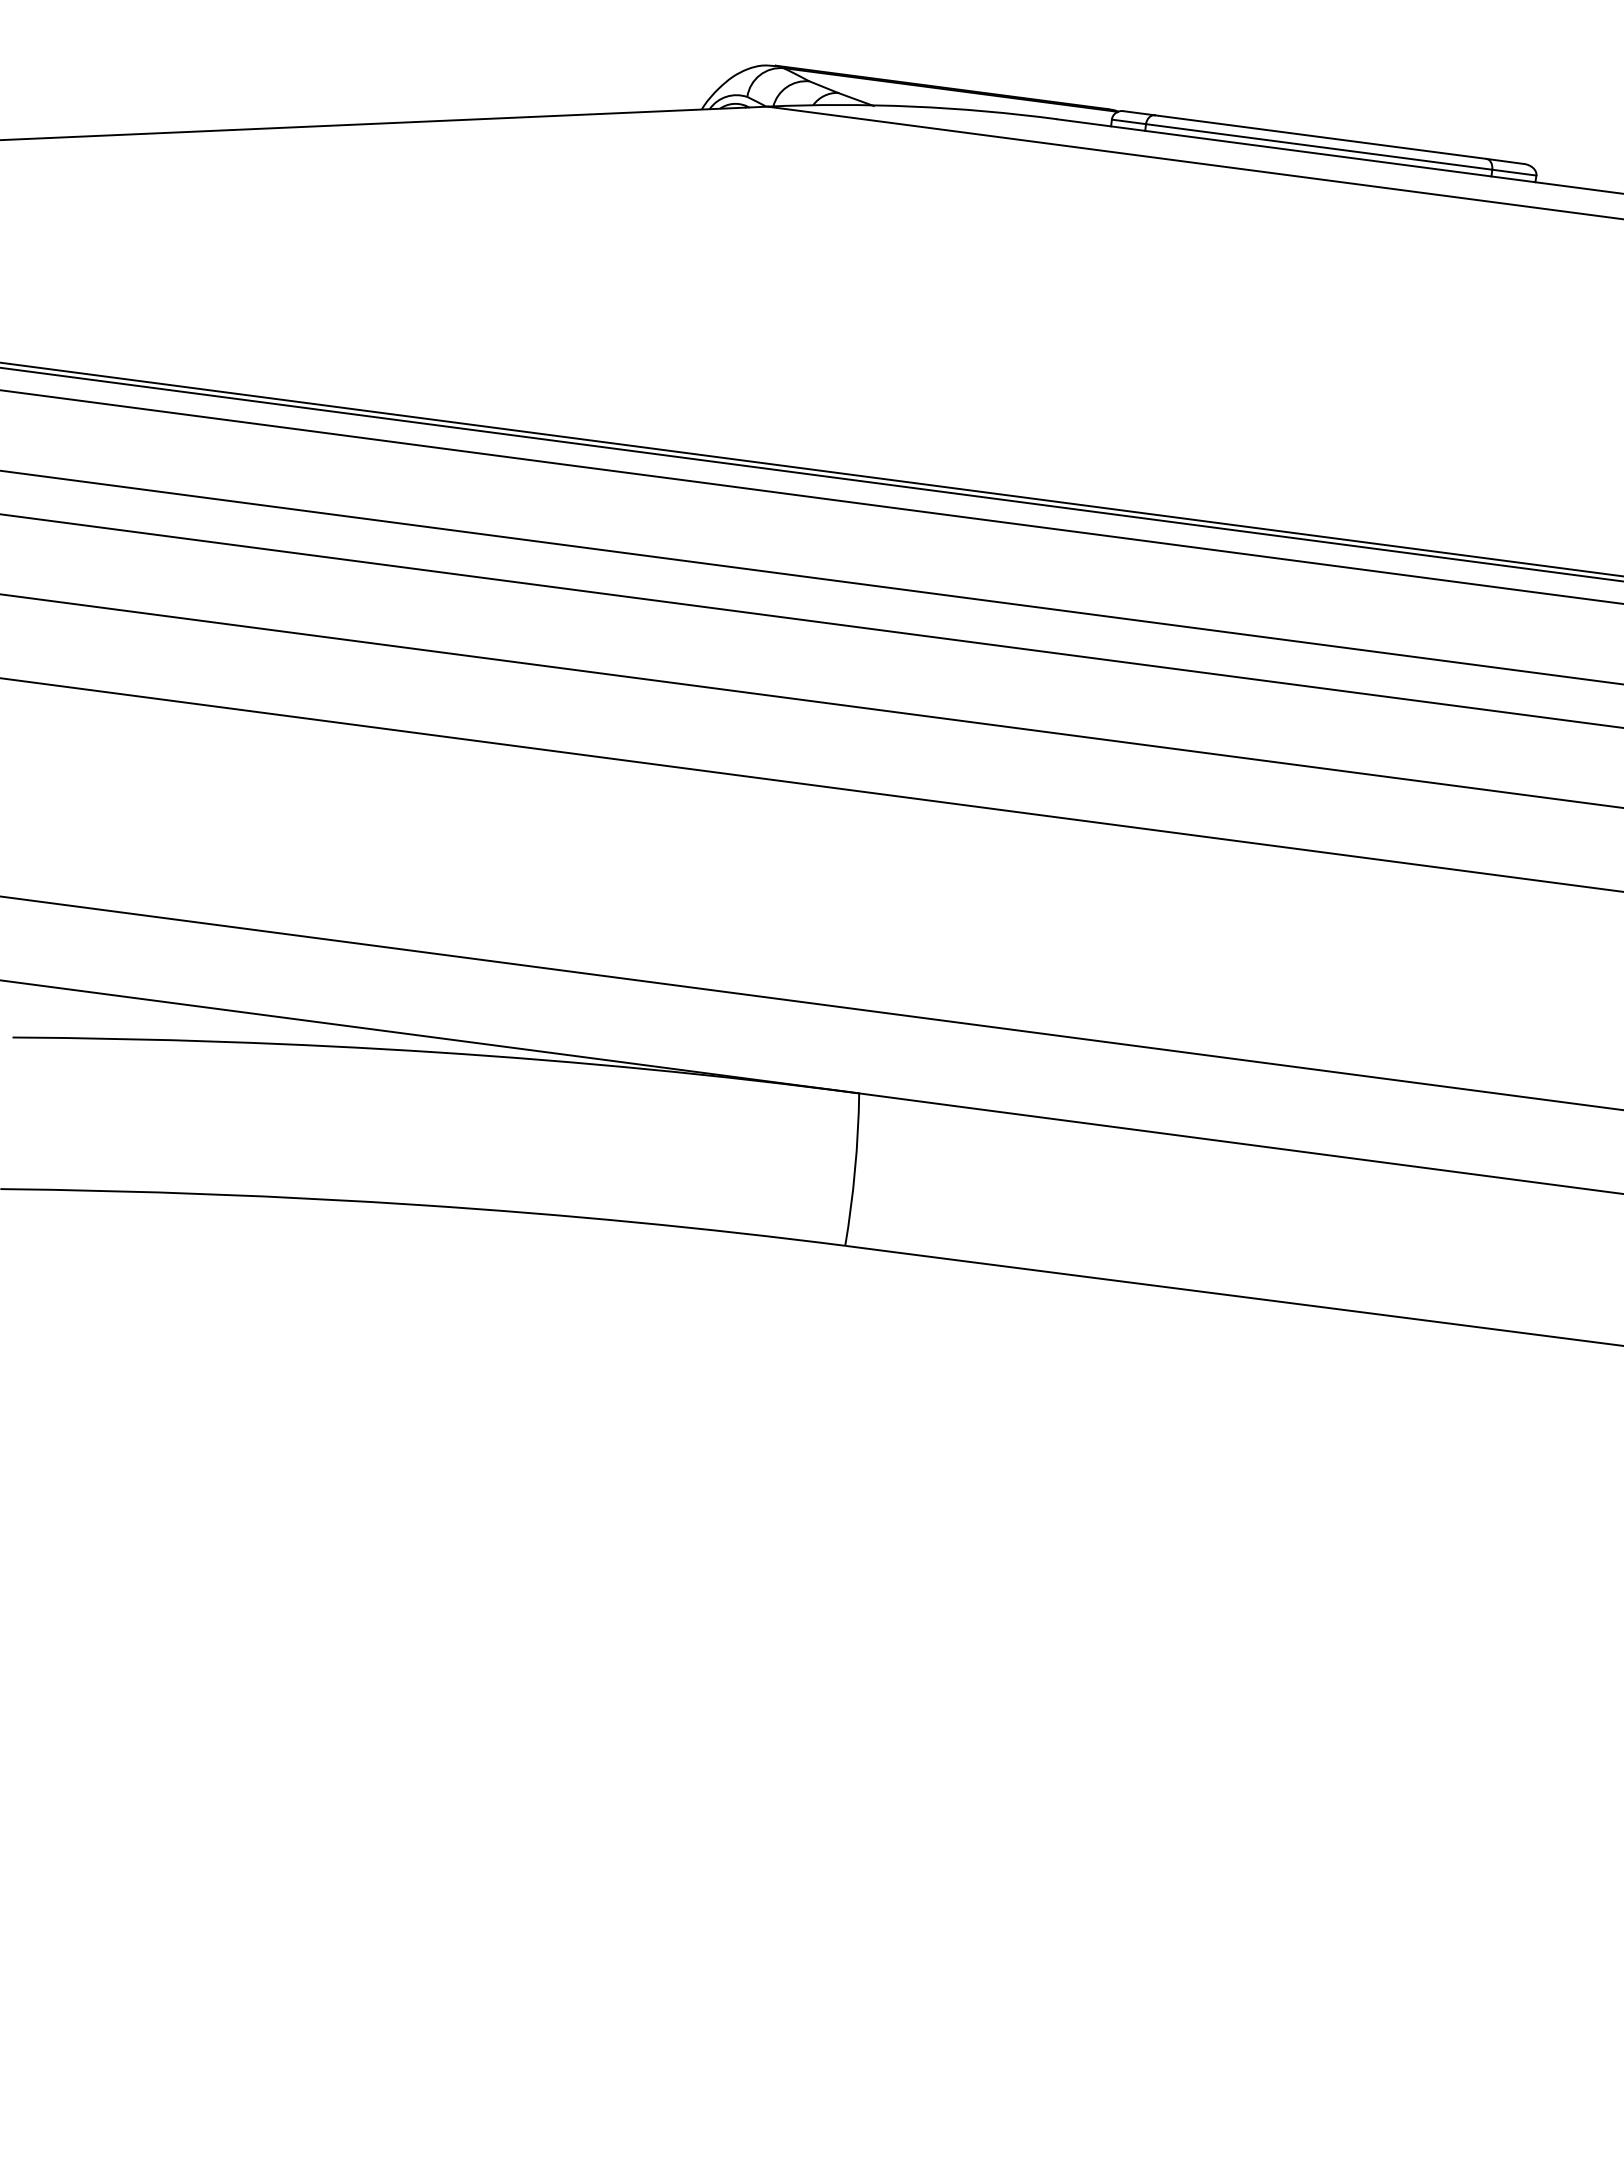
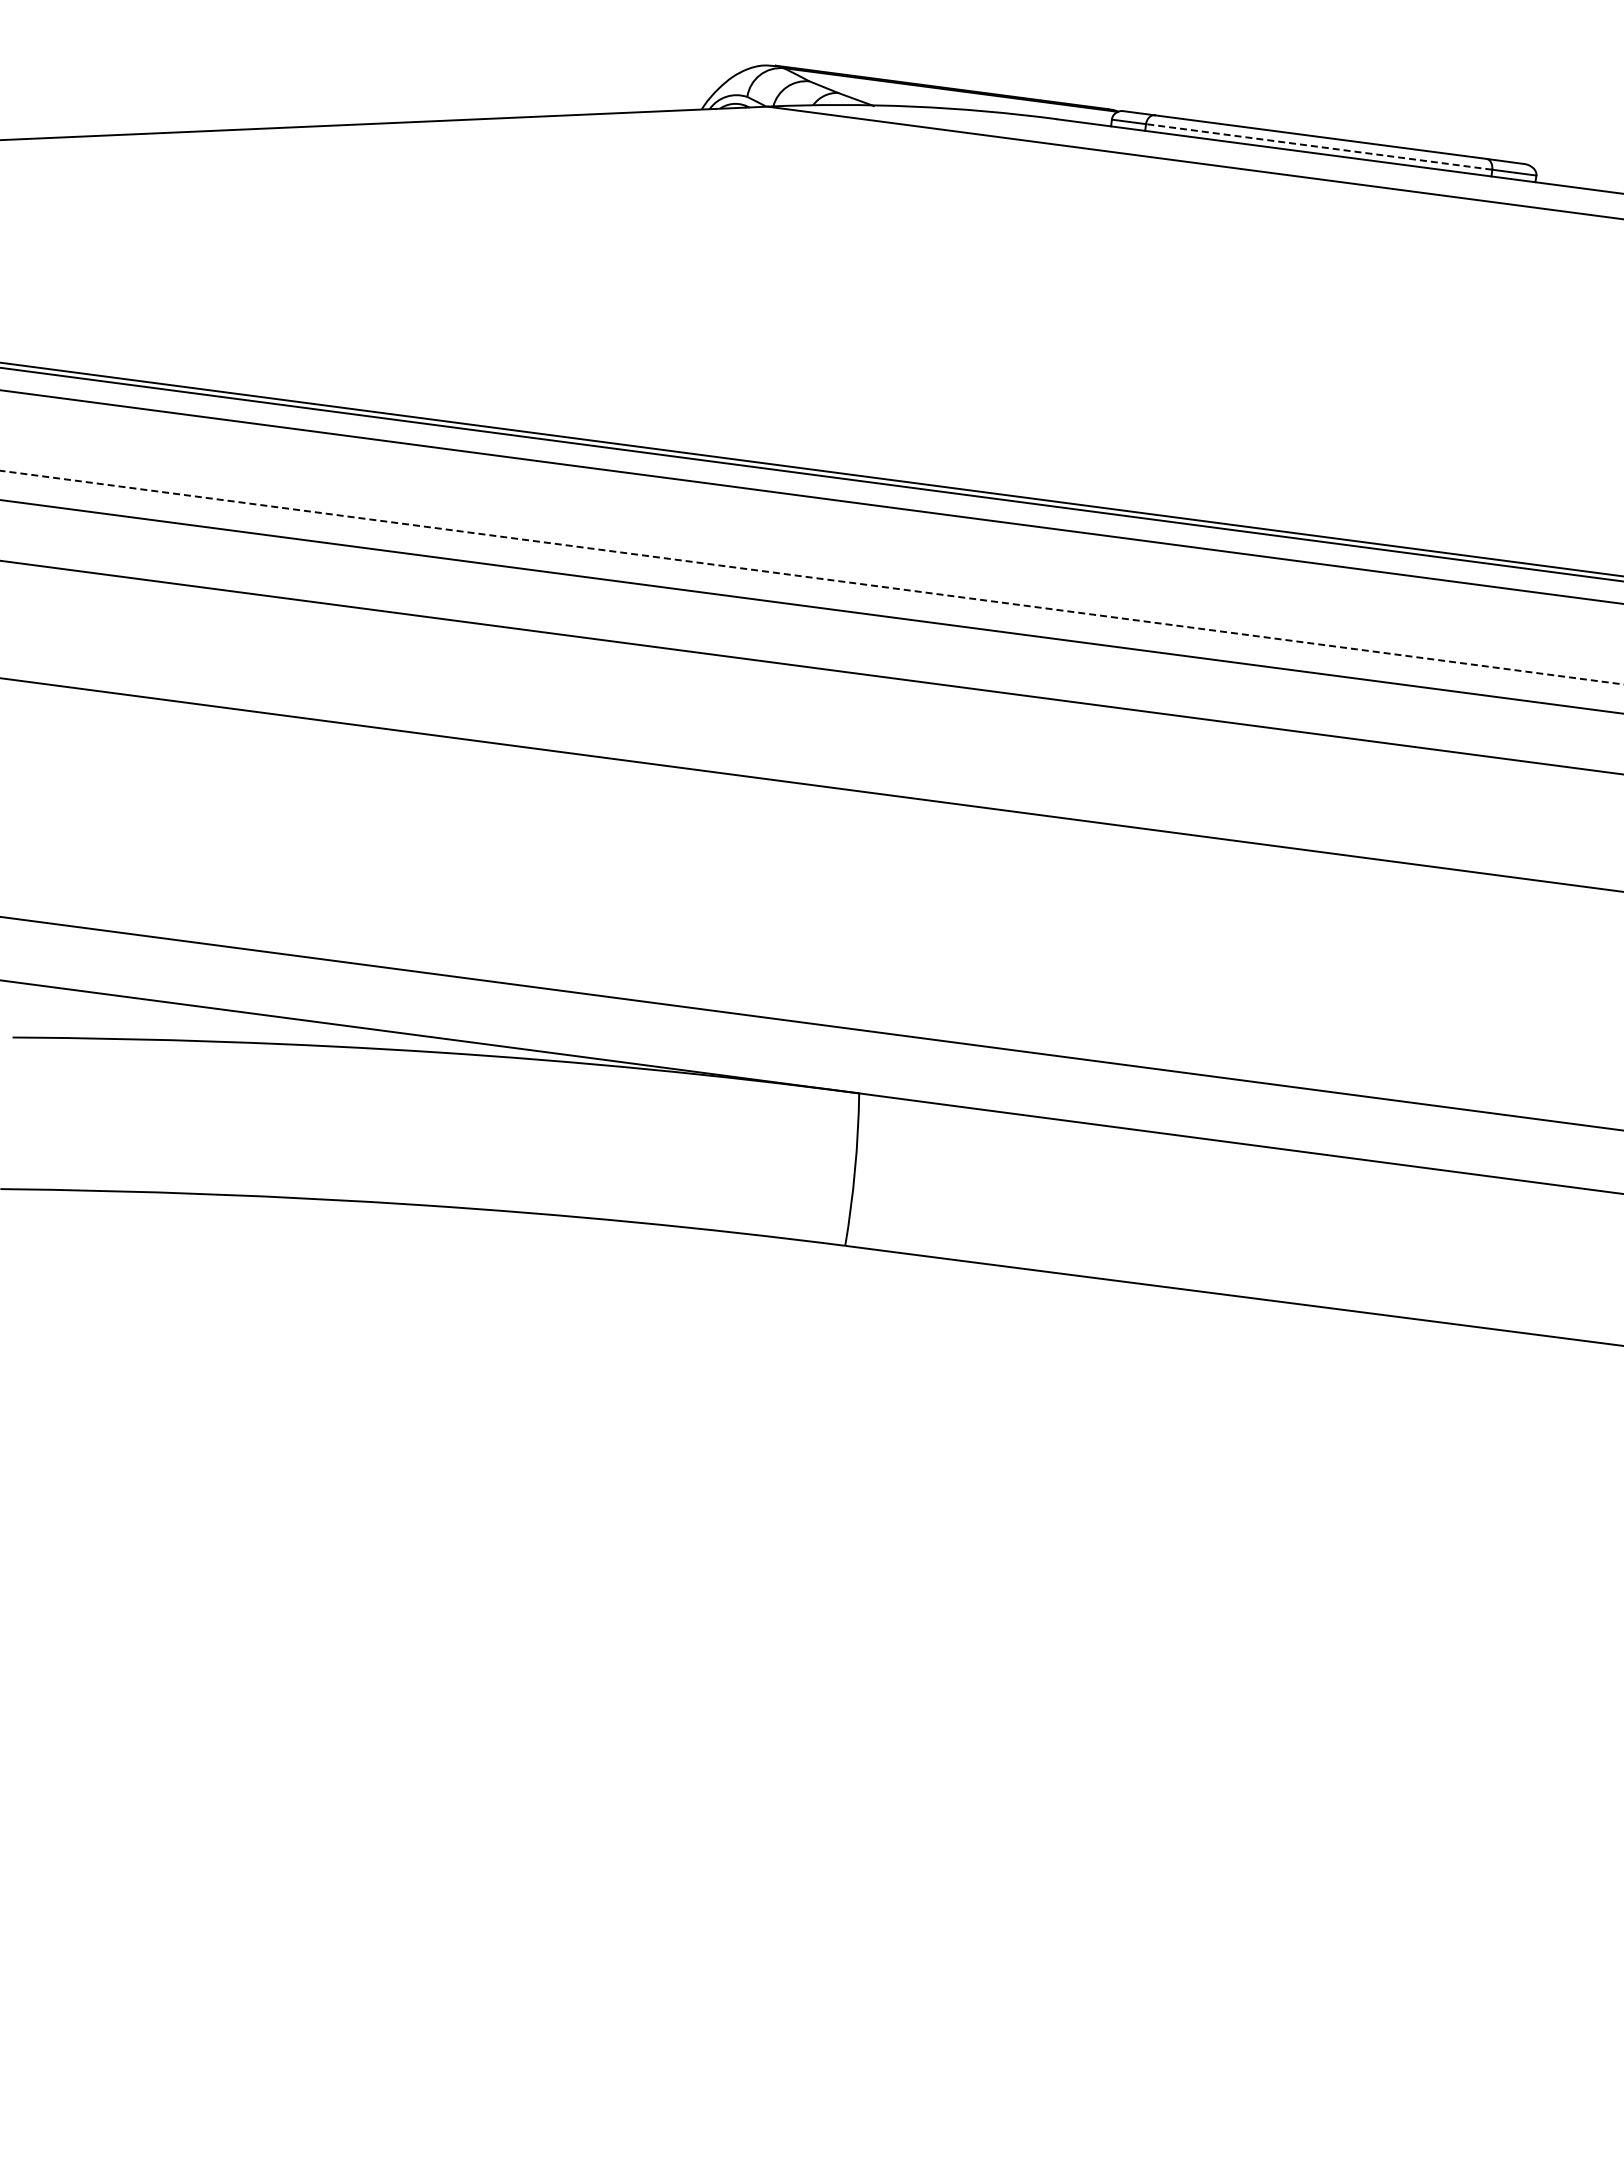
line: solid -> dashed (1319, 146)
line: solid -> dashed (812, 577)
line position: (811, 620) -> (811, 606) (811, 606)
line position: (811, 700) -> (811, 667) (811, 667)
line position: (811, 1002) -> (811, 1023) (811, 1023)
